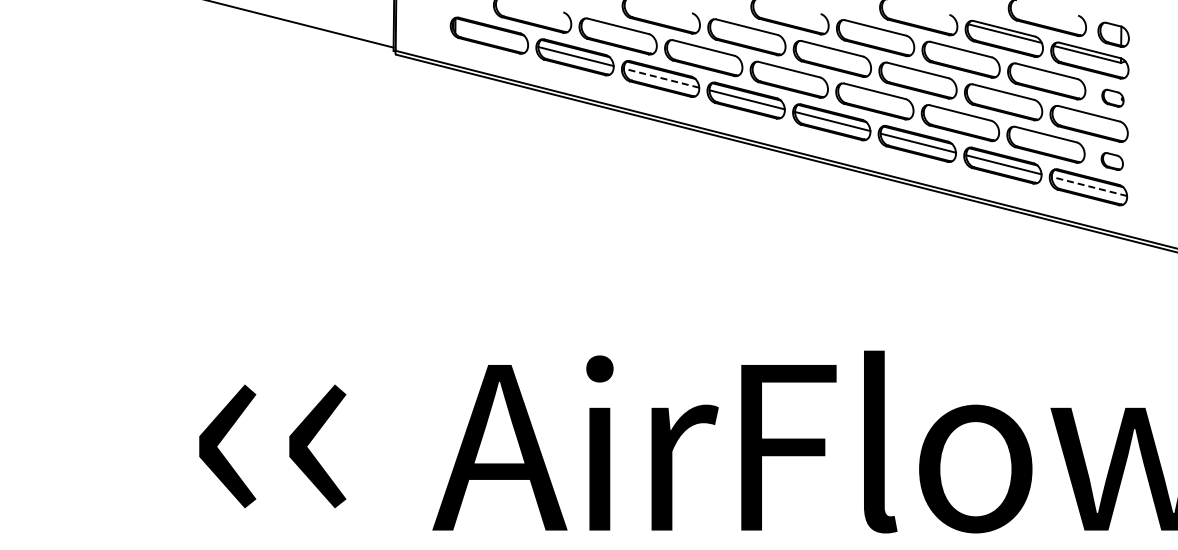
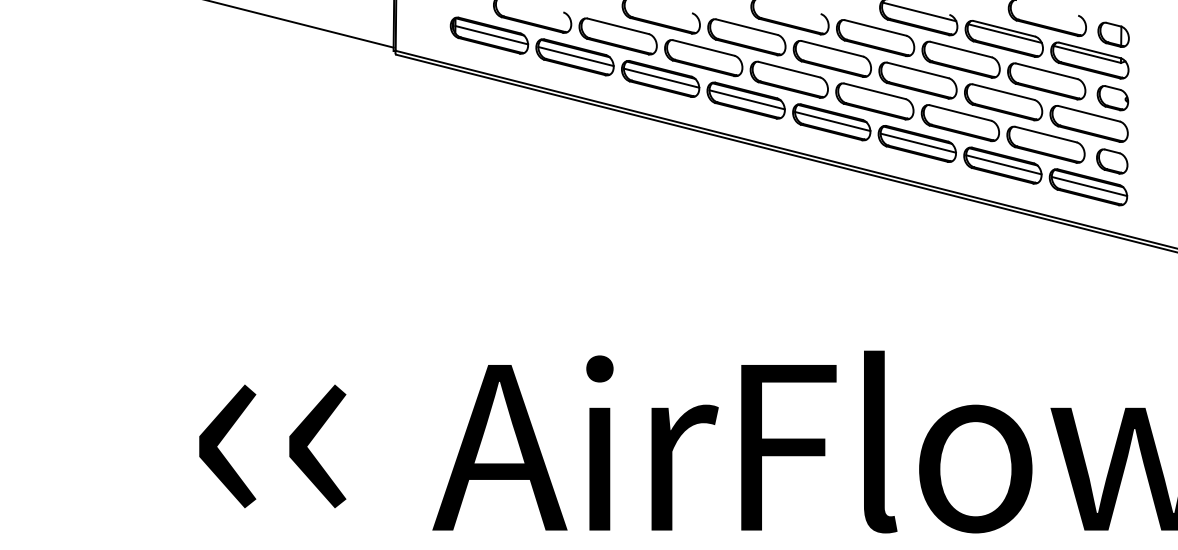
line: none -> present (919, 11)
line: none -> present (491, 35)
line: dashed -> solid (661, 78)
part size: 24x20 px -> 34x27 px (1112, 98)
part size: 24x19 px -> 33x27 px (1112, 161)
line: dashed -> solid (1089, 186)
